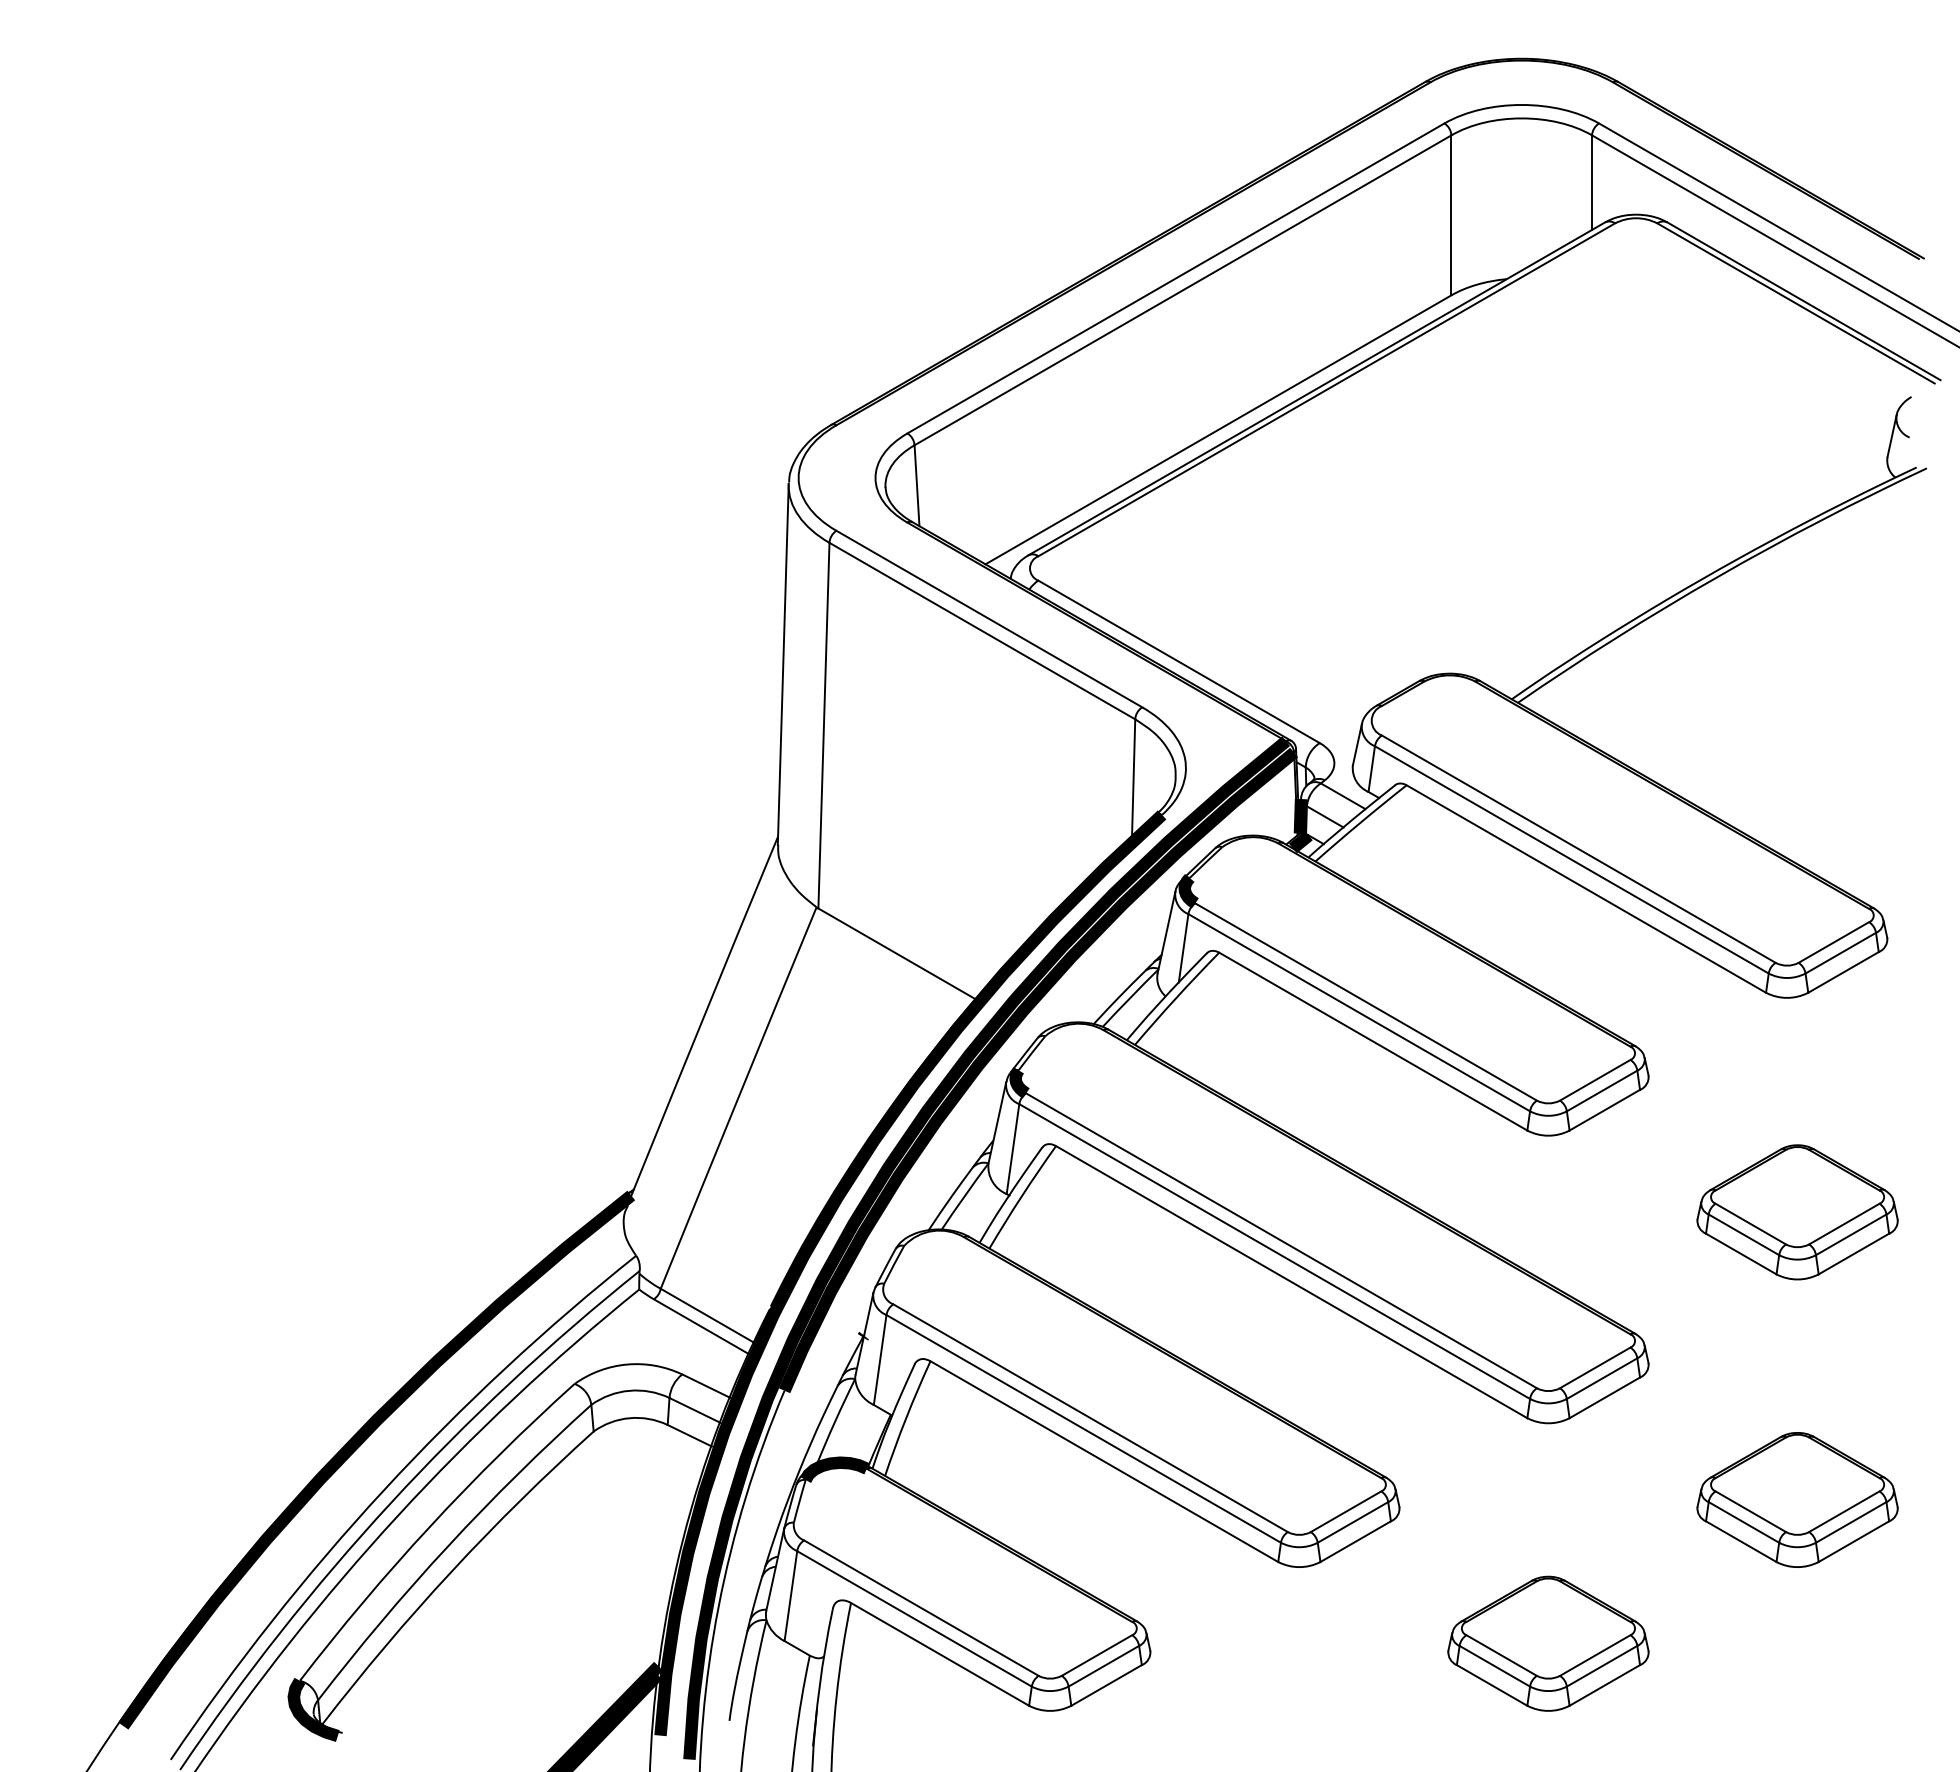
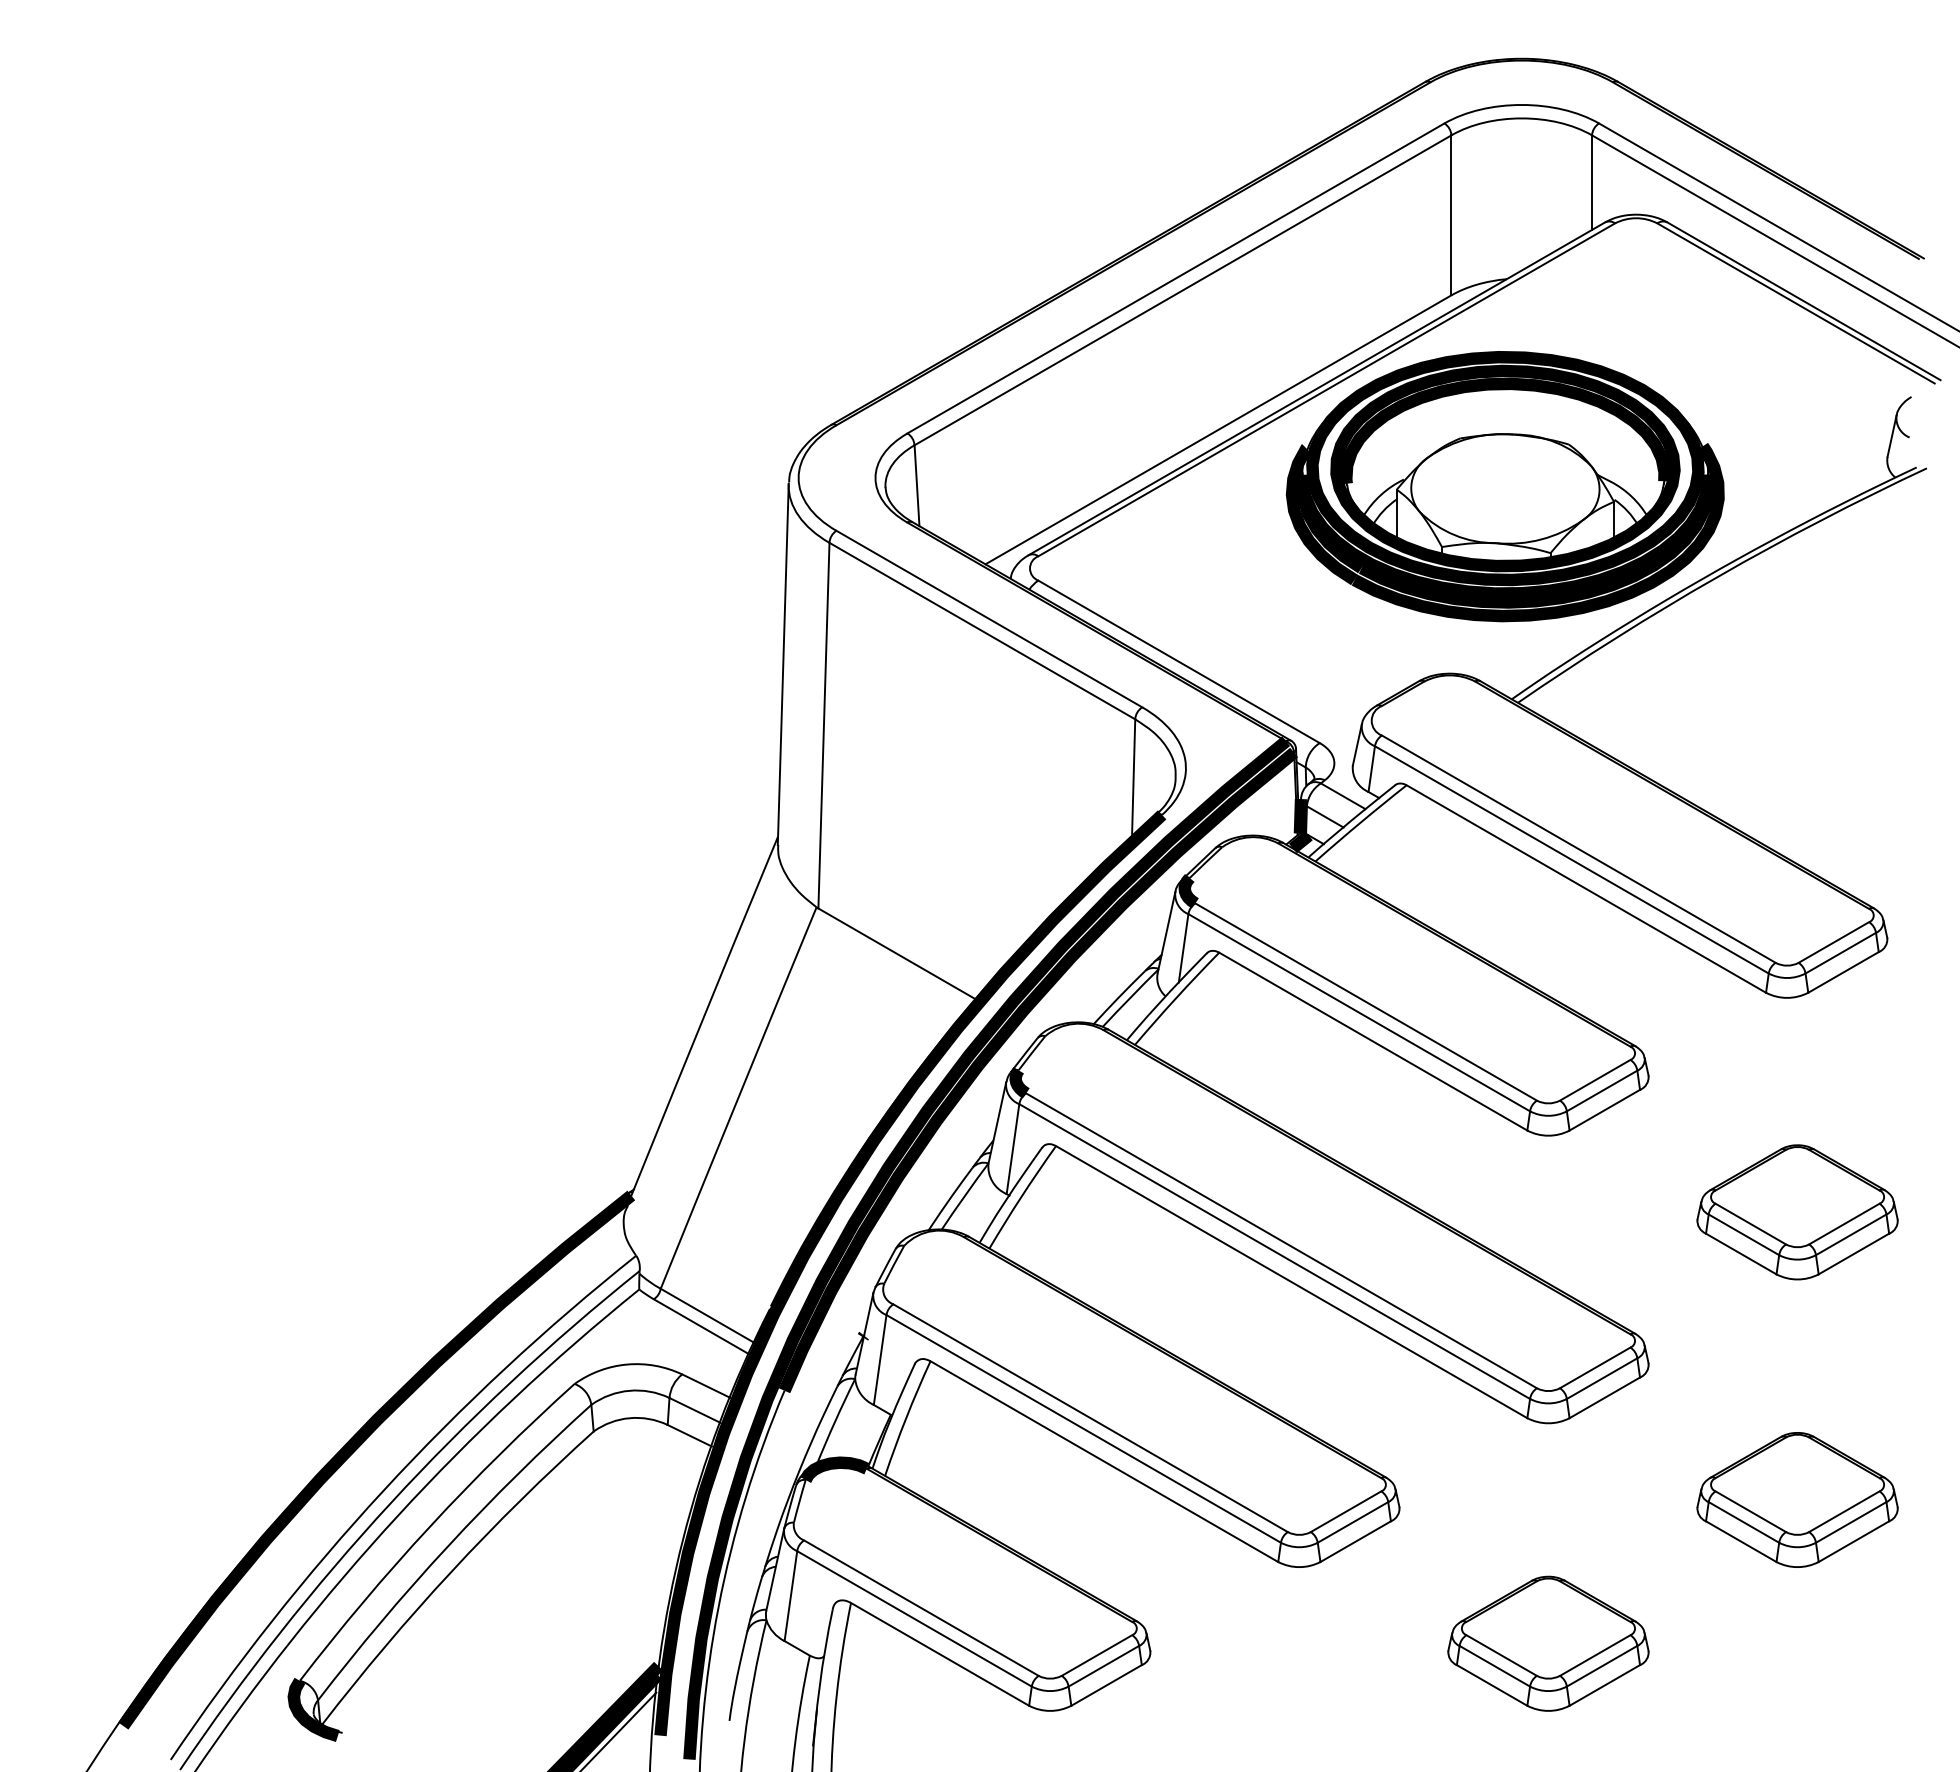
part: none -> present (1504, 486)
line: none -> present (619, 1730)
